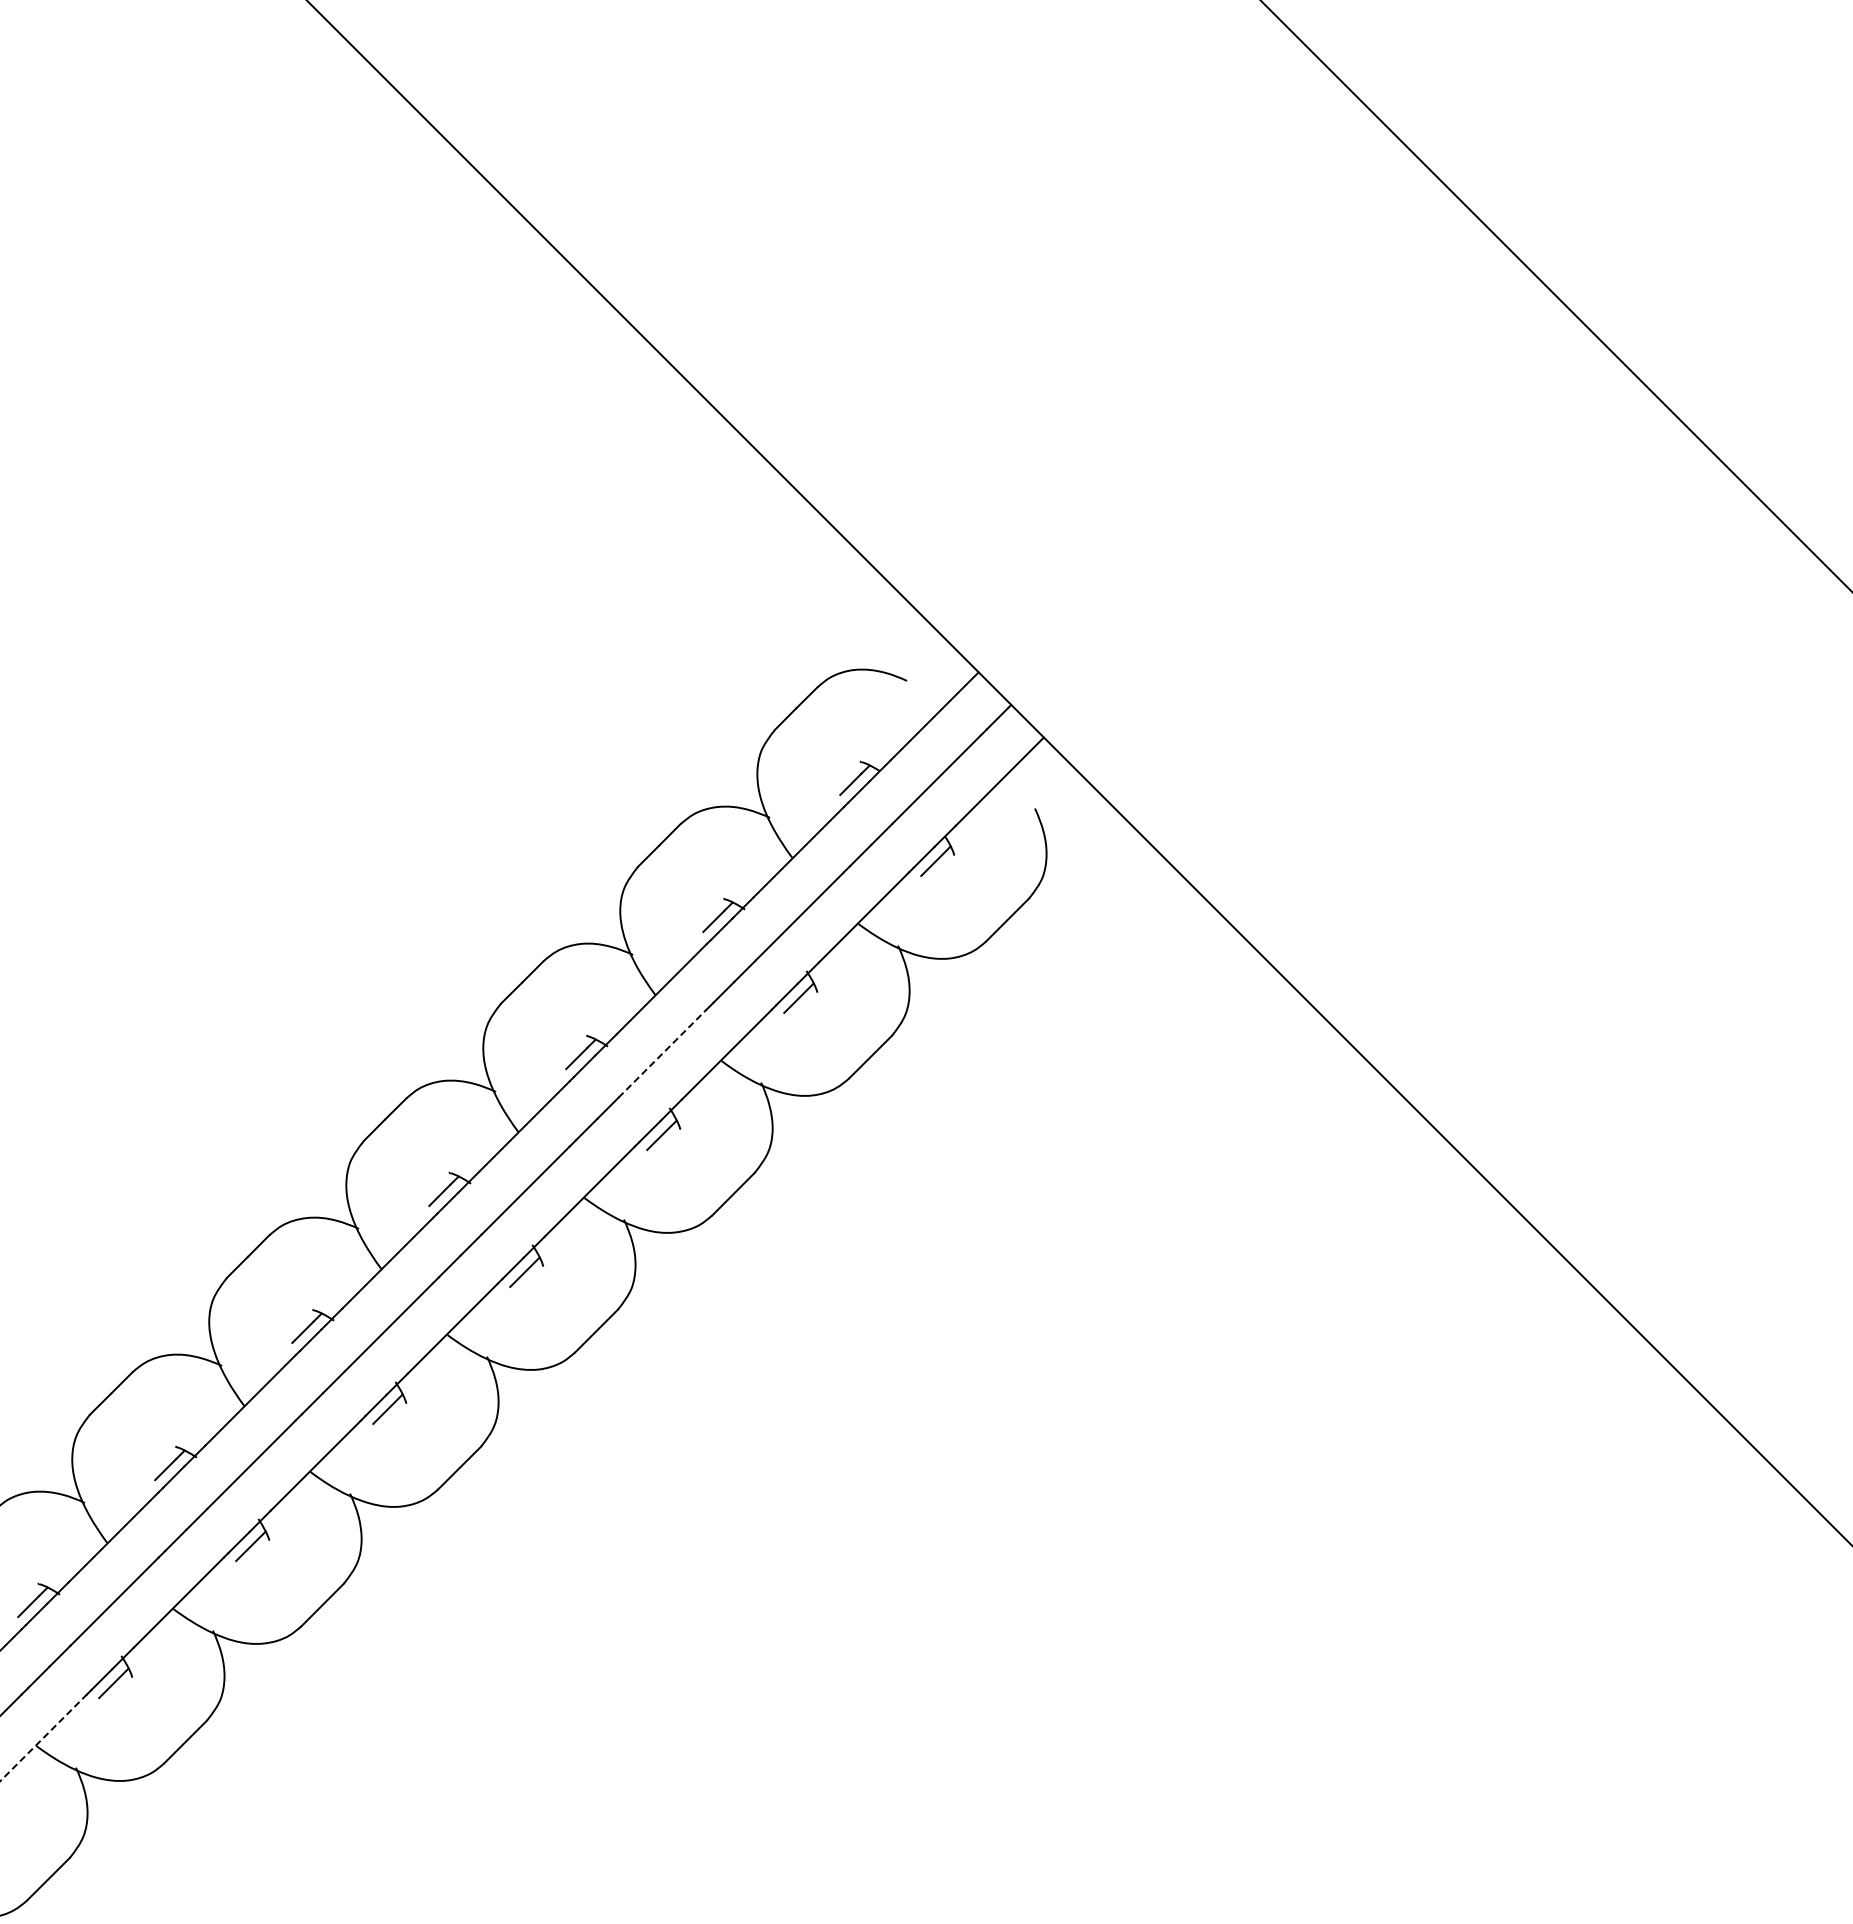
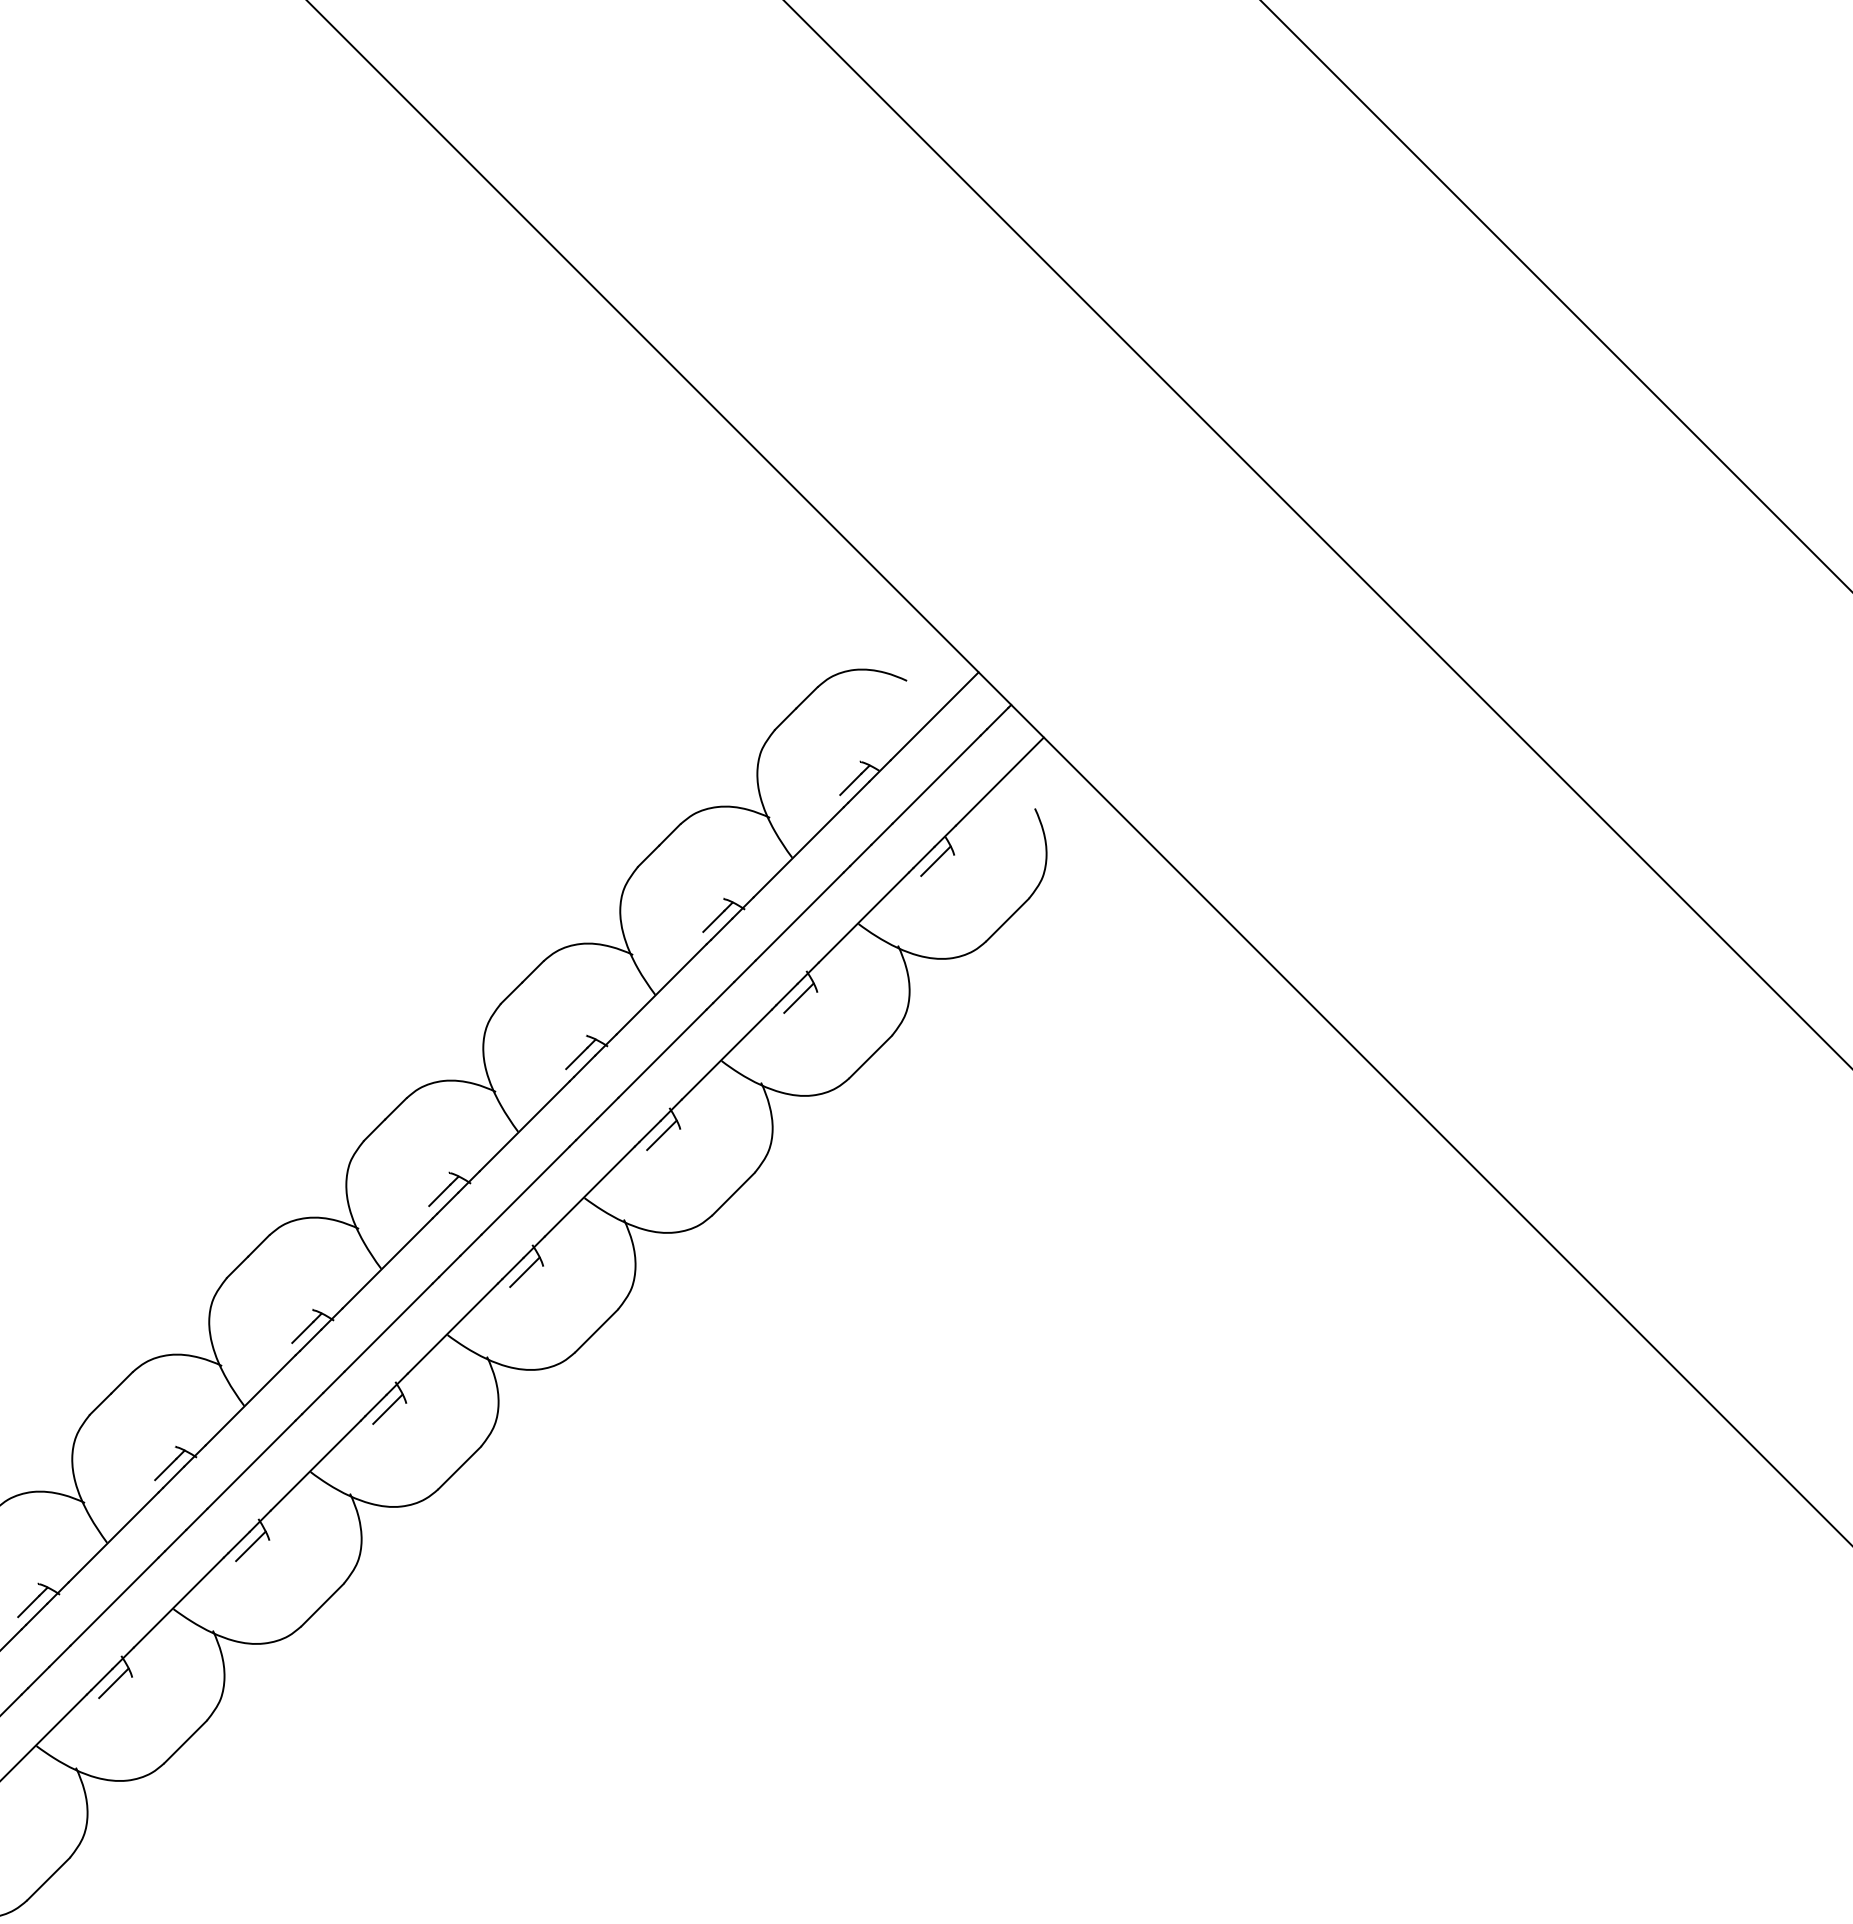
line: none -> present (1317, 534)
line: dashed -> solid (662, 1053)
line: dashed -> solid (43, 1737)
